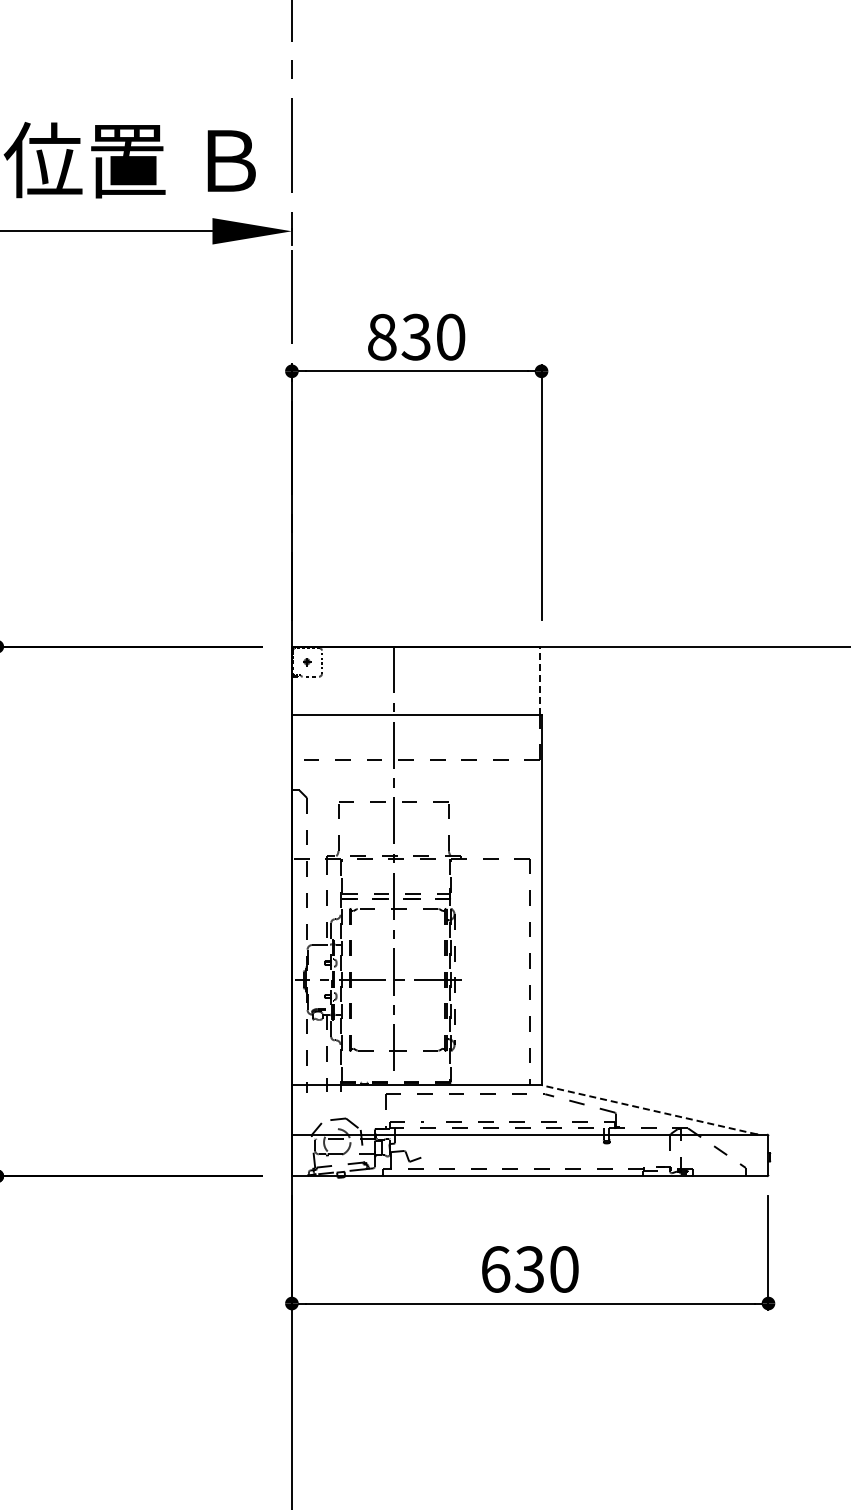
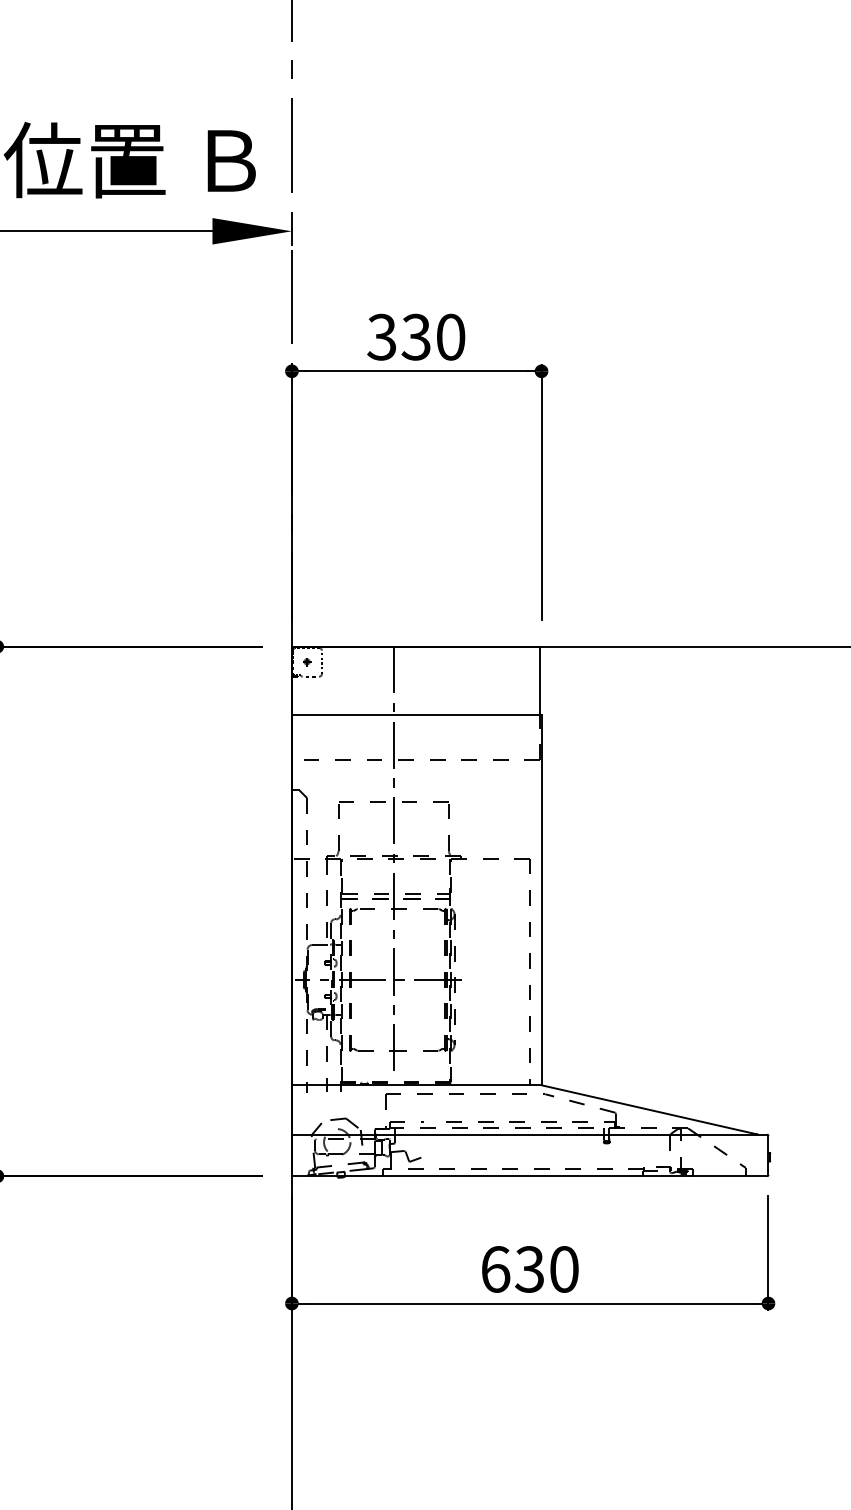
text: 830 -> 330 (381, 336)
line: dashed -> solid (540, 680)
line: dashed -> solid (649, 1109)
